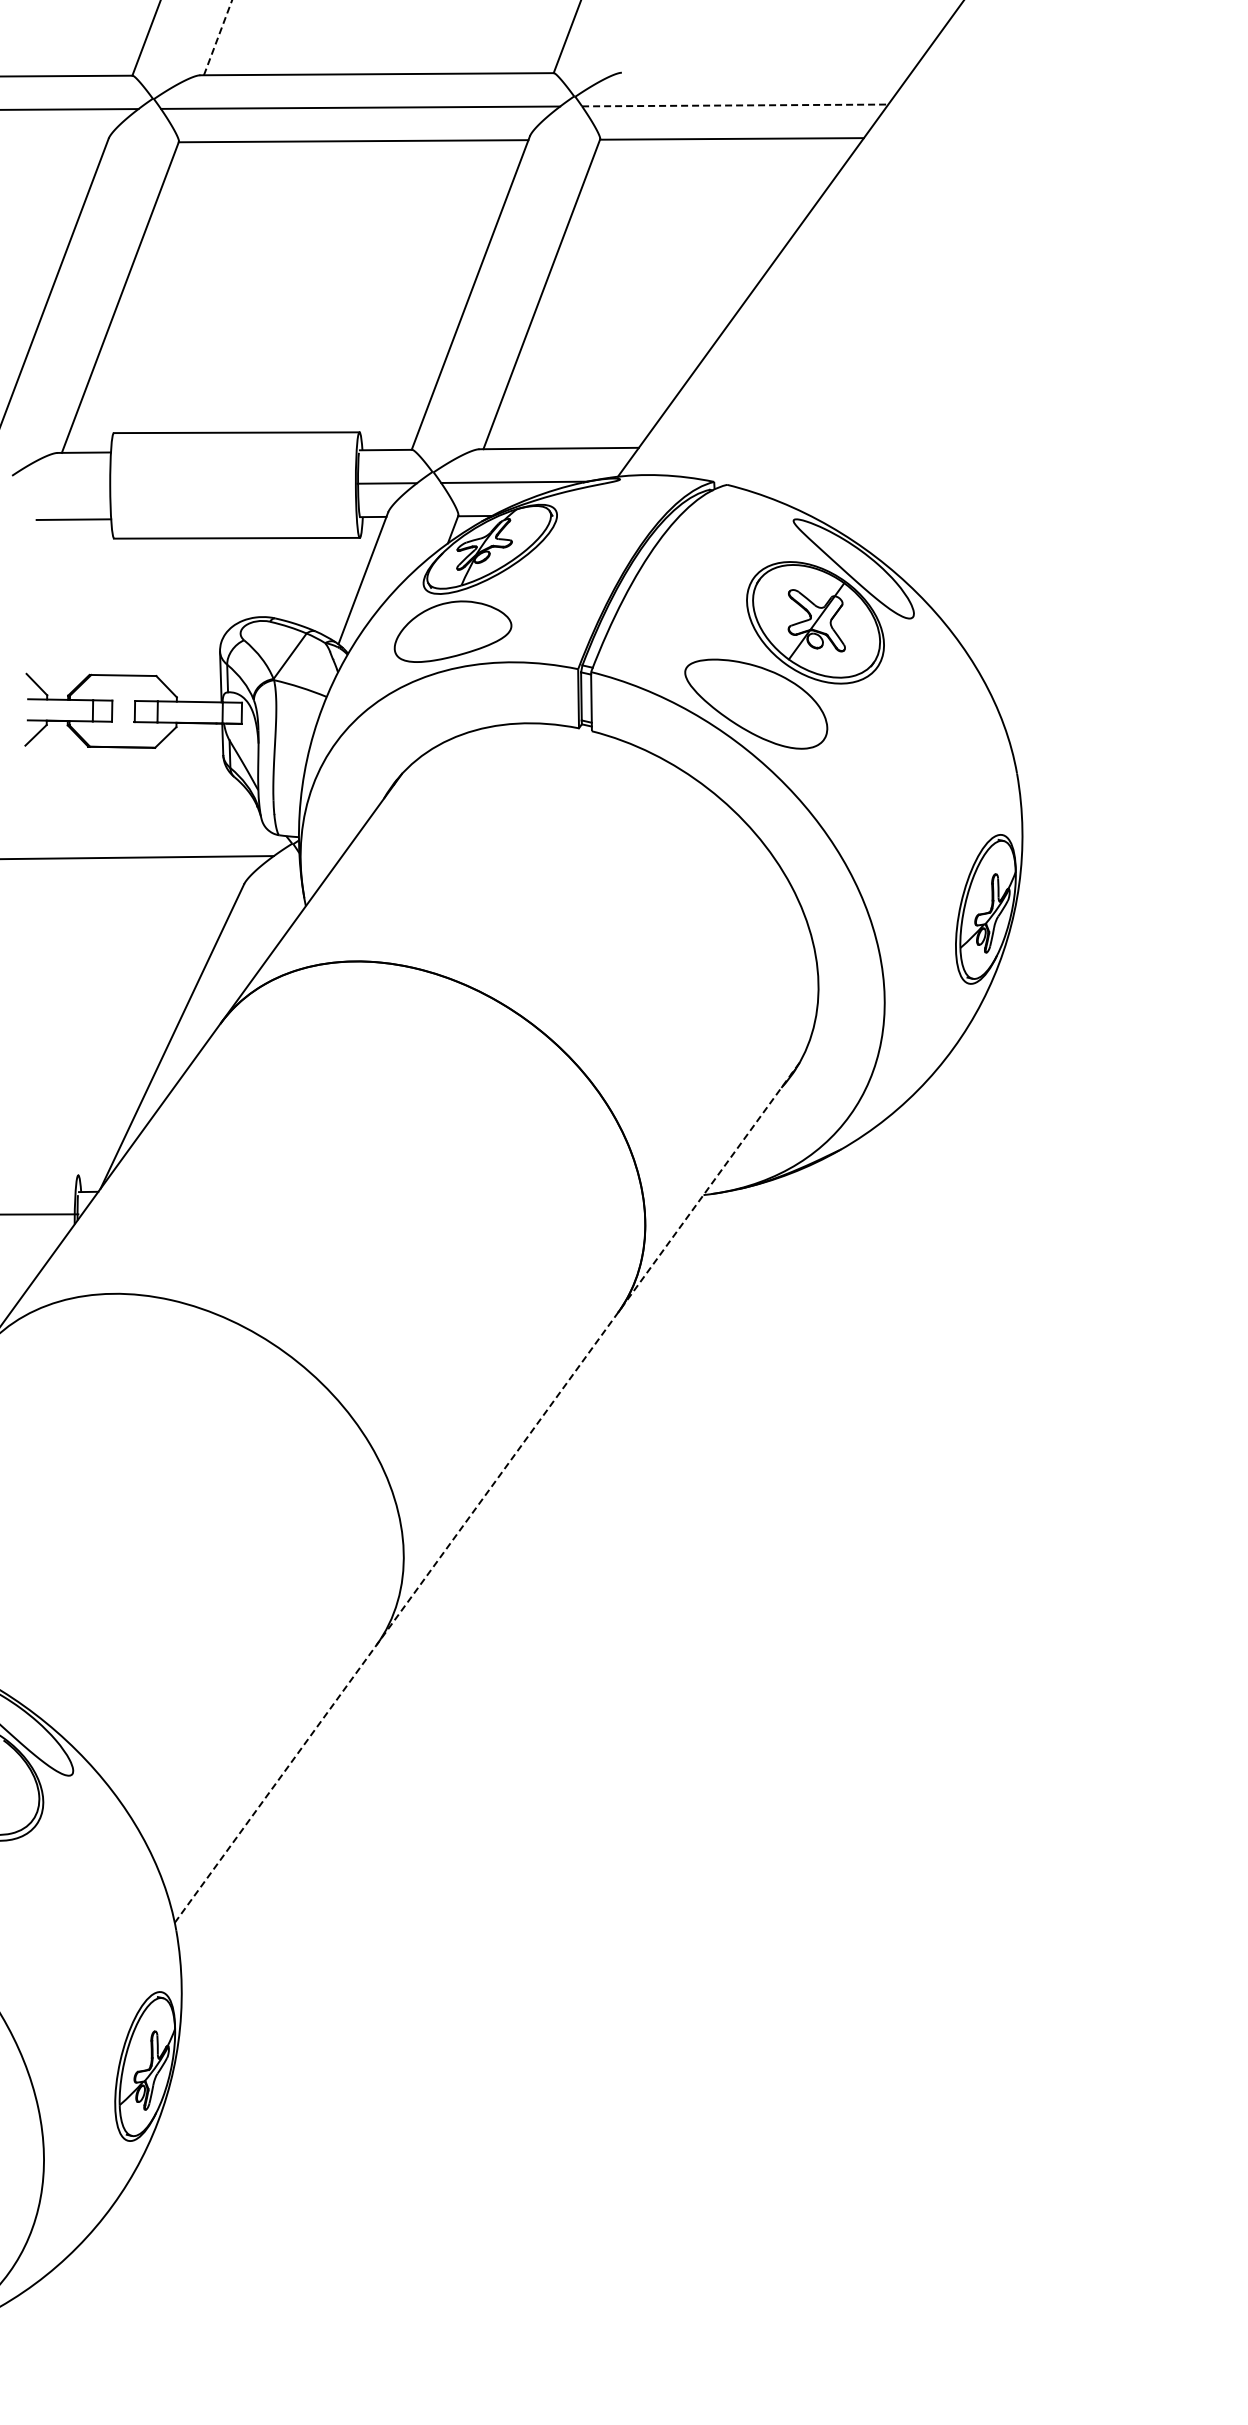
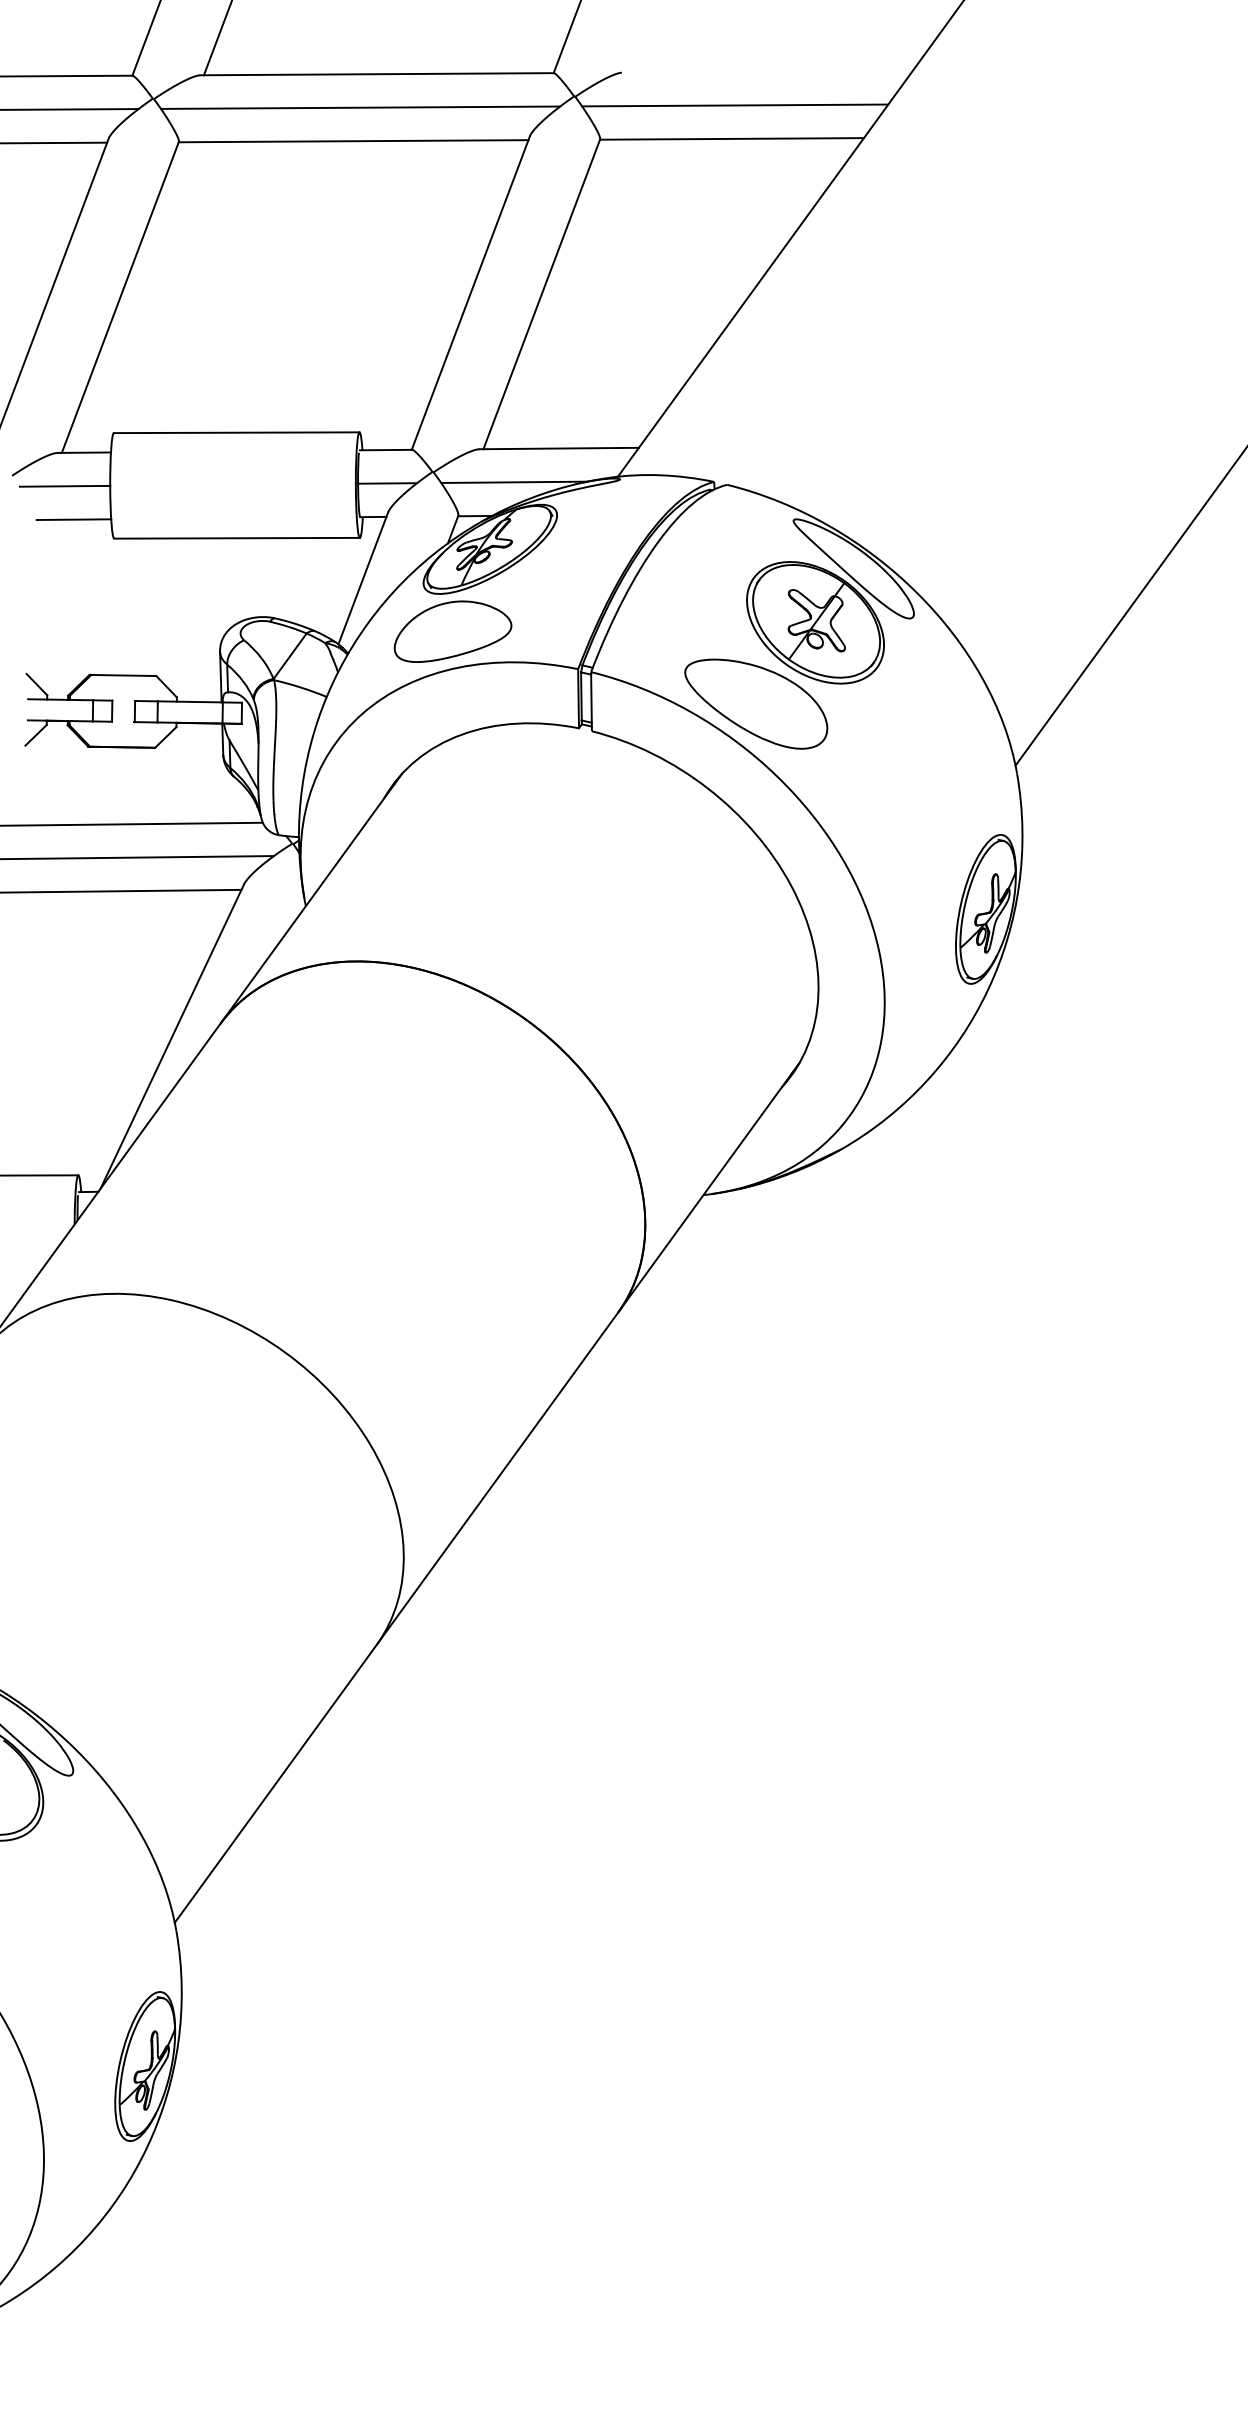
line: dashed -> solid (218, 37)
line: dashed -> solid (735, 105)
line: none -> present (54, 142)
line: none -> present (64, 485)
line: none -> present (1129, 607)
line: none -> present (132, 823)
line: none -> present (121, 890)
line position: (40, 1214) -> (40, 1175) (40, 1175)
line: dashed -> solid (487, 1492)
